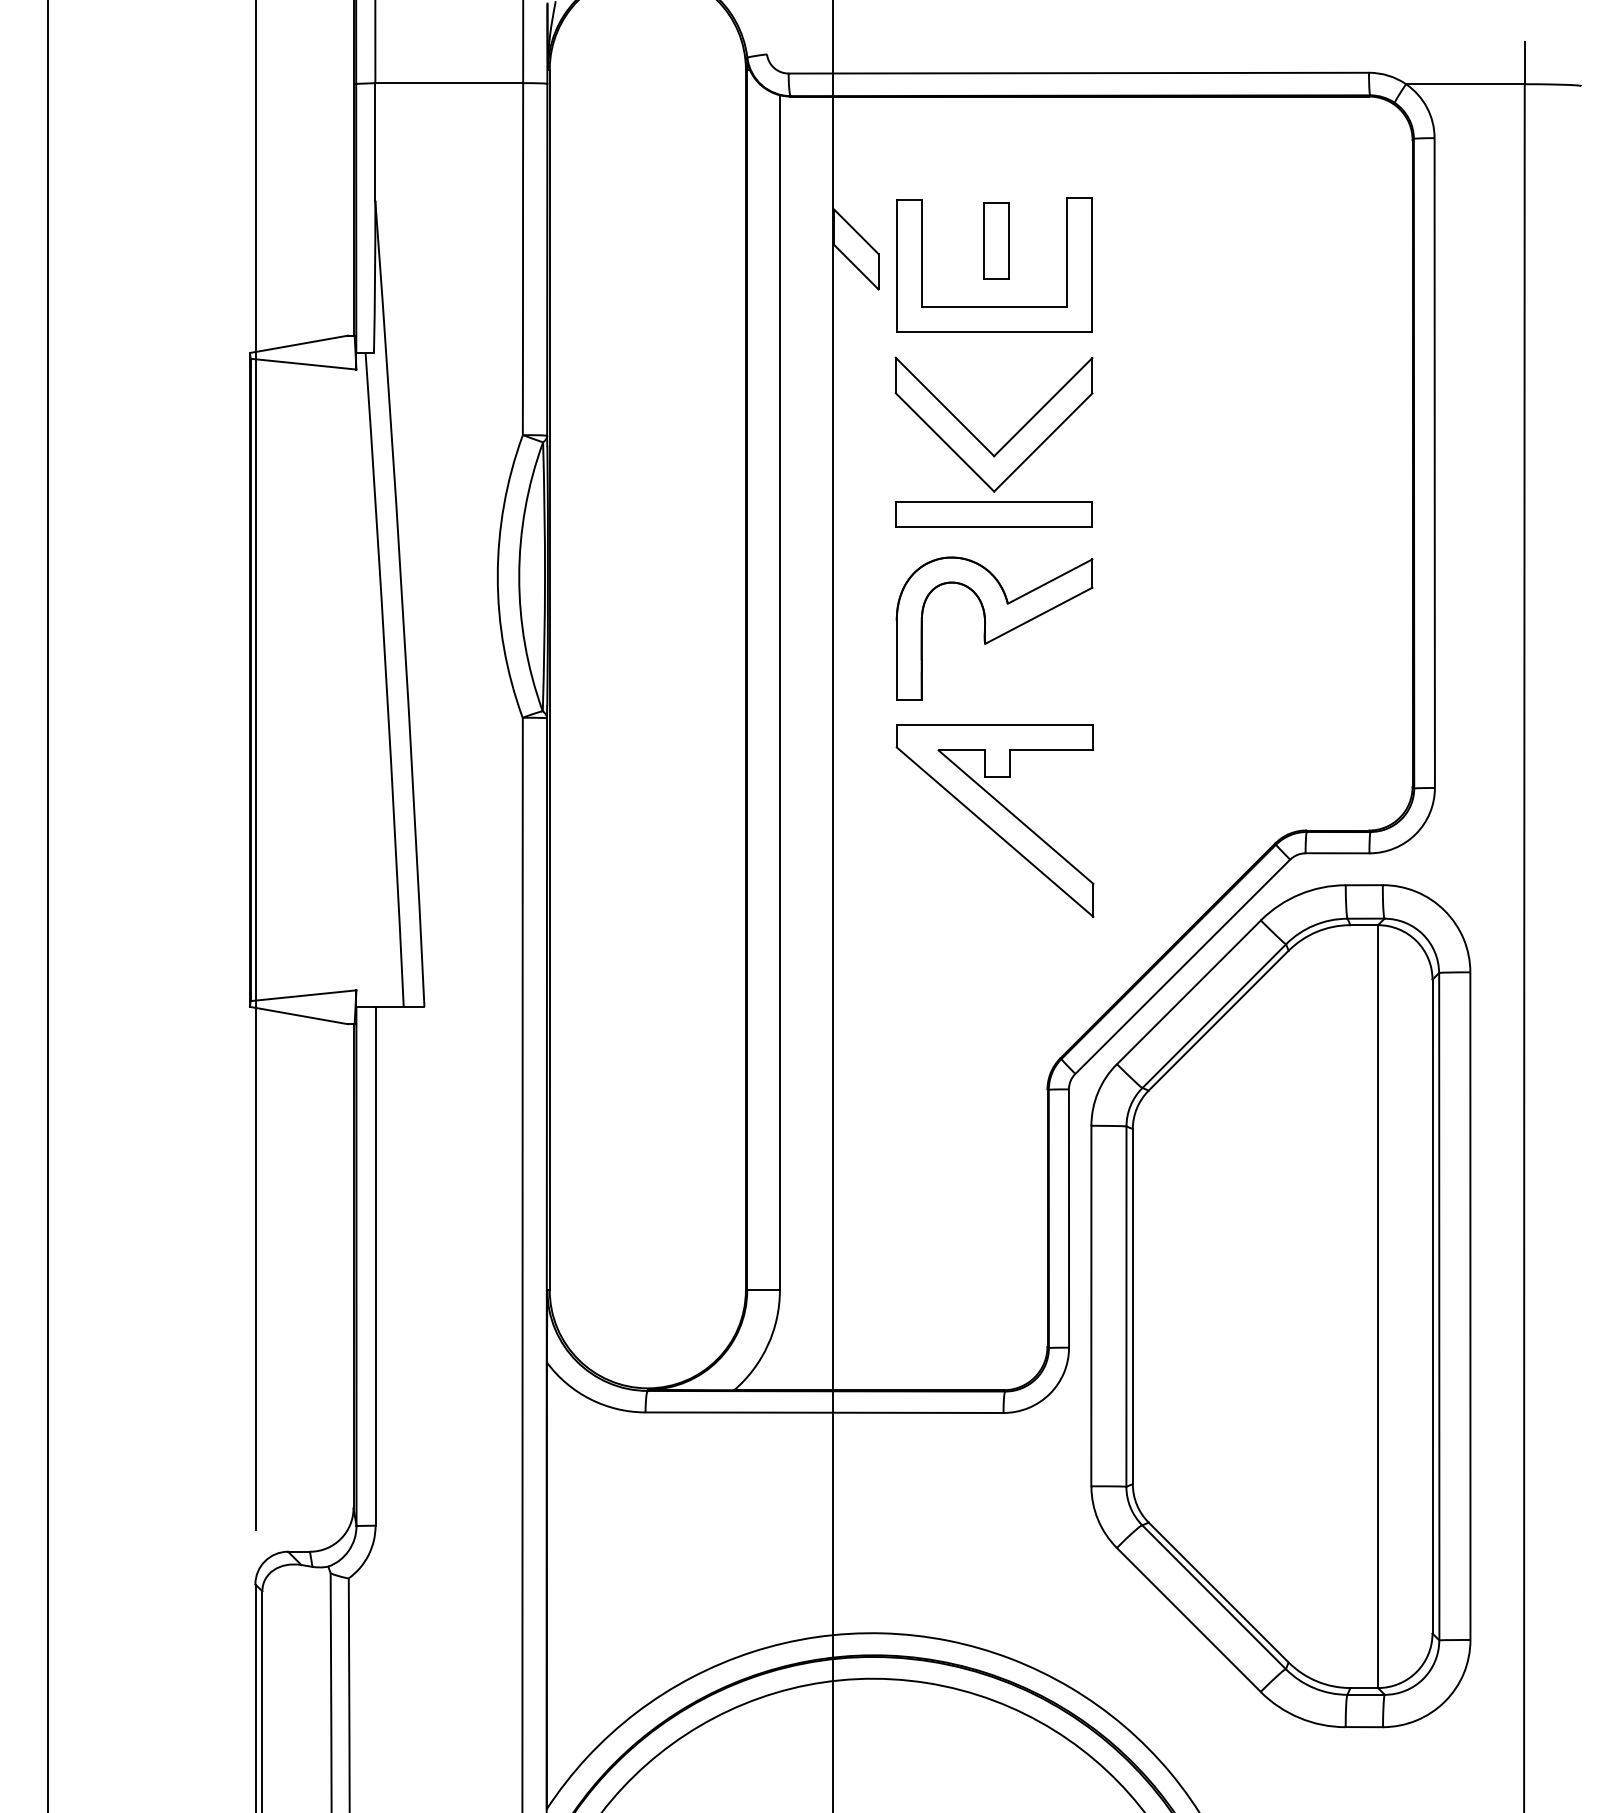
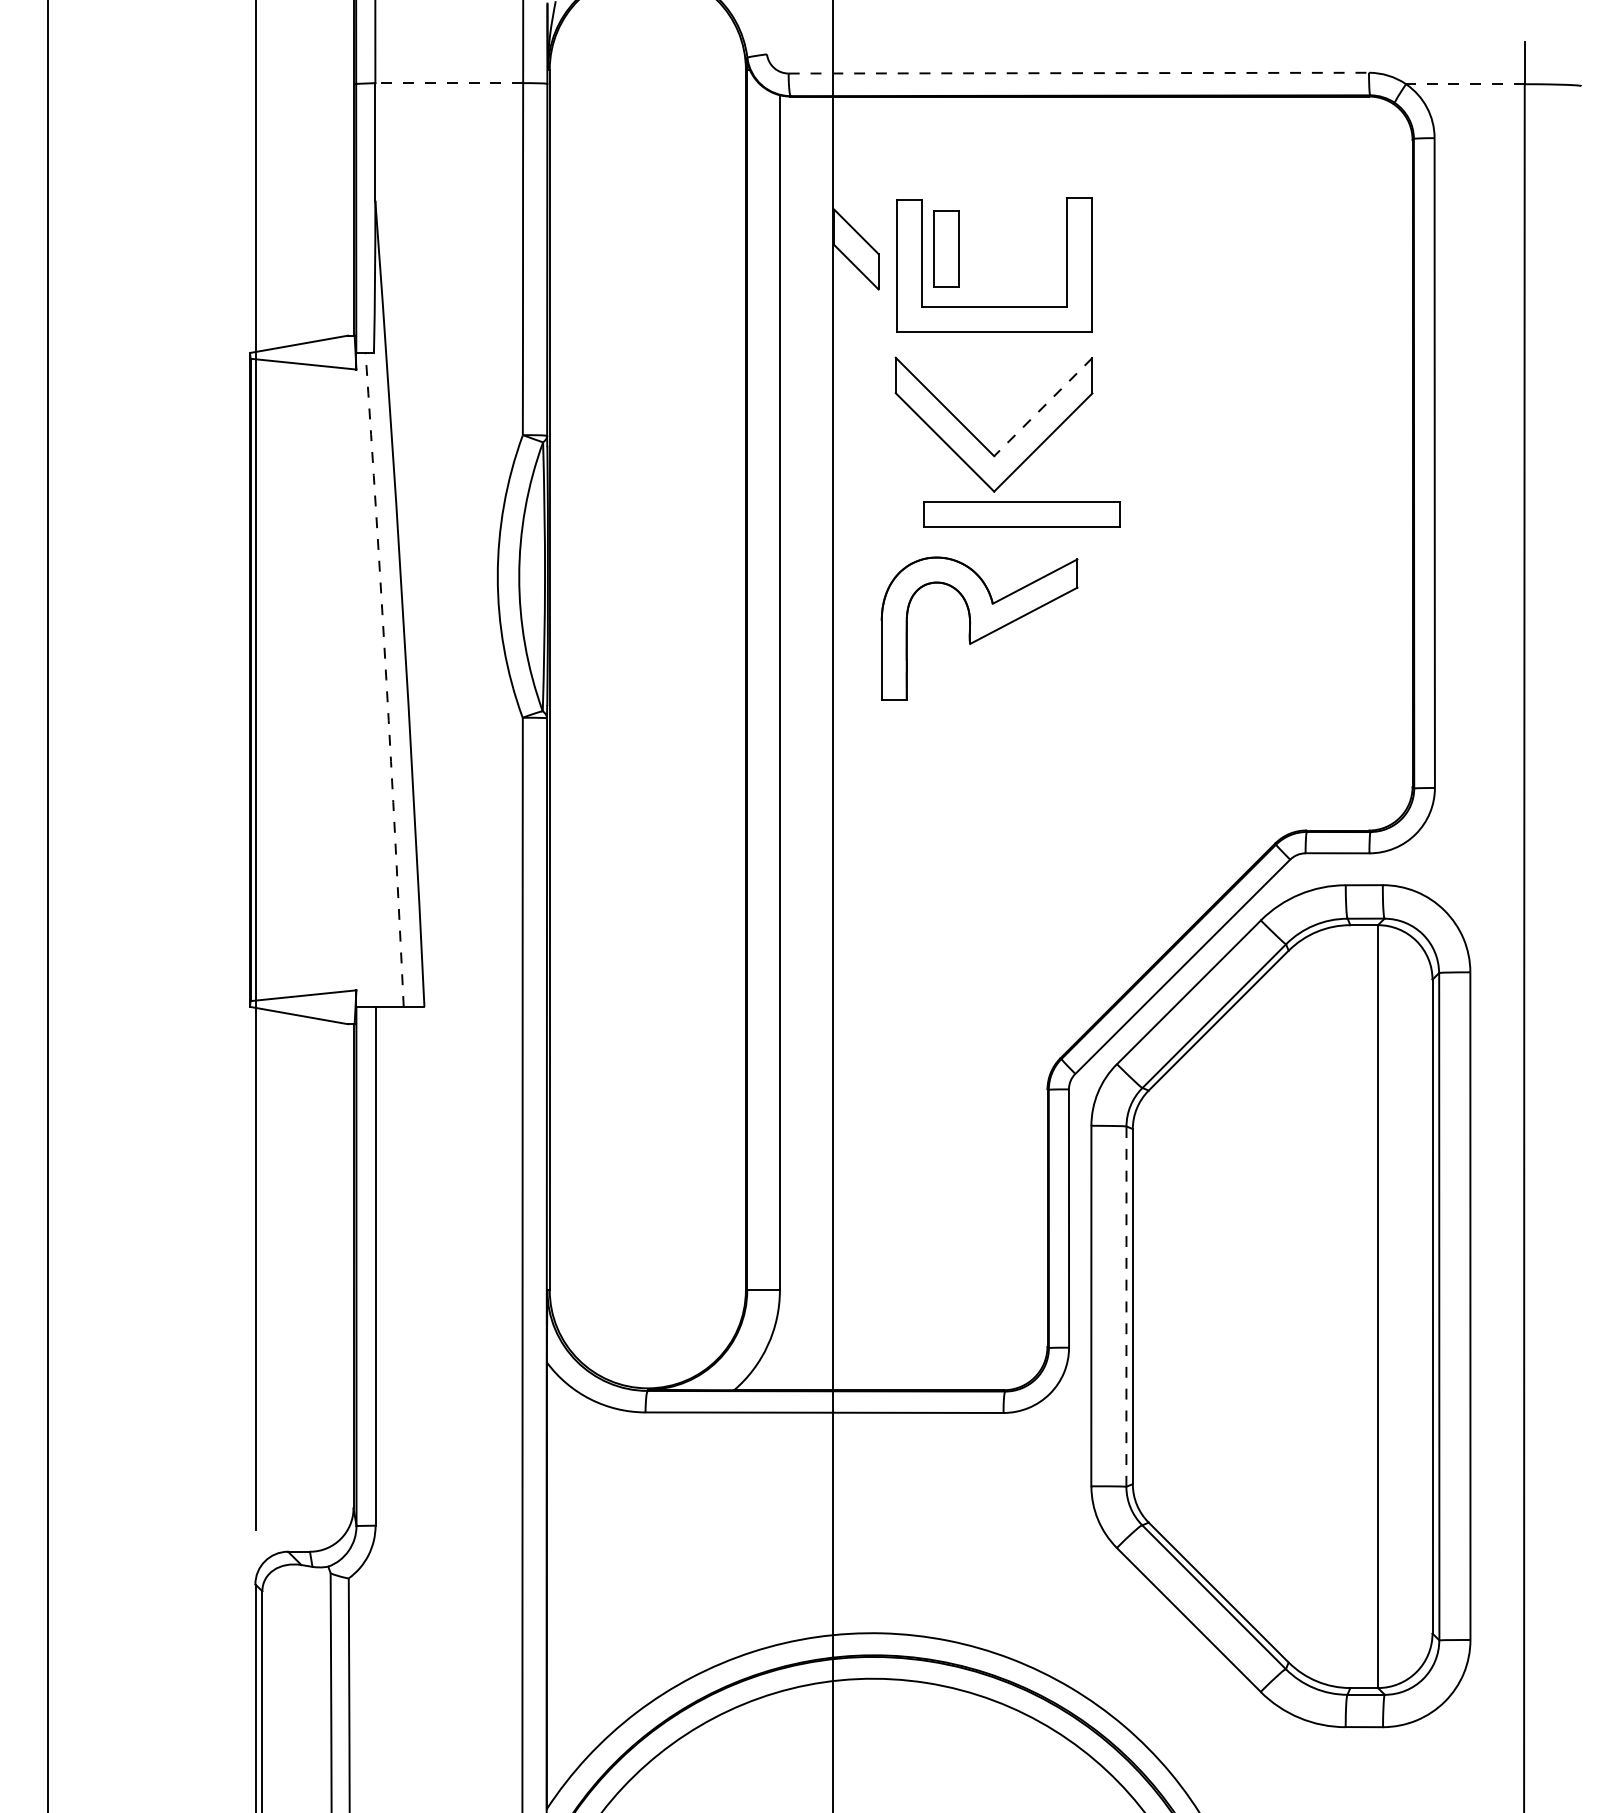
line: solid -> dashed (1079, 73)
line: solid -> dashed (449, 83)
line: solid -> dashed (1464, 84)
part position: (996, 240) -> (946, 248) (946, 248)
line: solid -> dashed (1042, 407)
part position: (993, 514) -> (1021, 514) (1021, 514)
part position: (994, 628) -> (979, 628) (979, 628)
arc: solid -> dashed (386, 679)
part: present -> none (994, 820)
line: solid -> dashed (1126, 1306)
